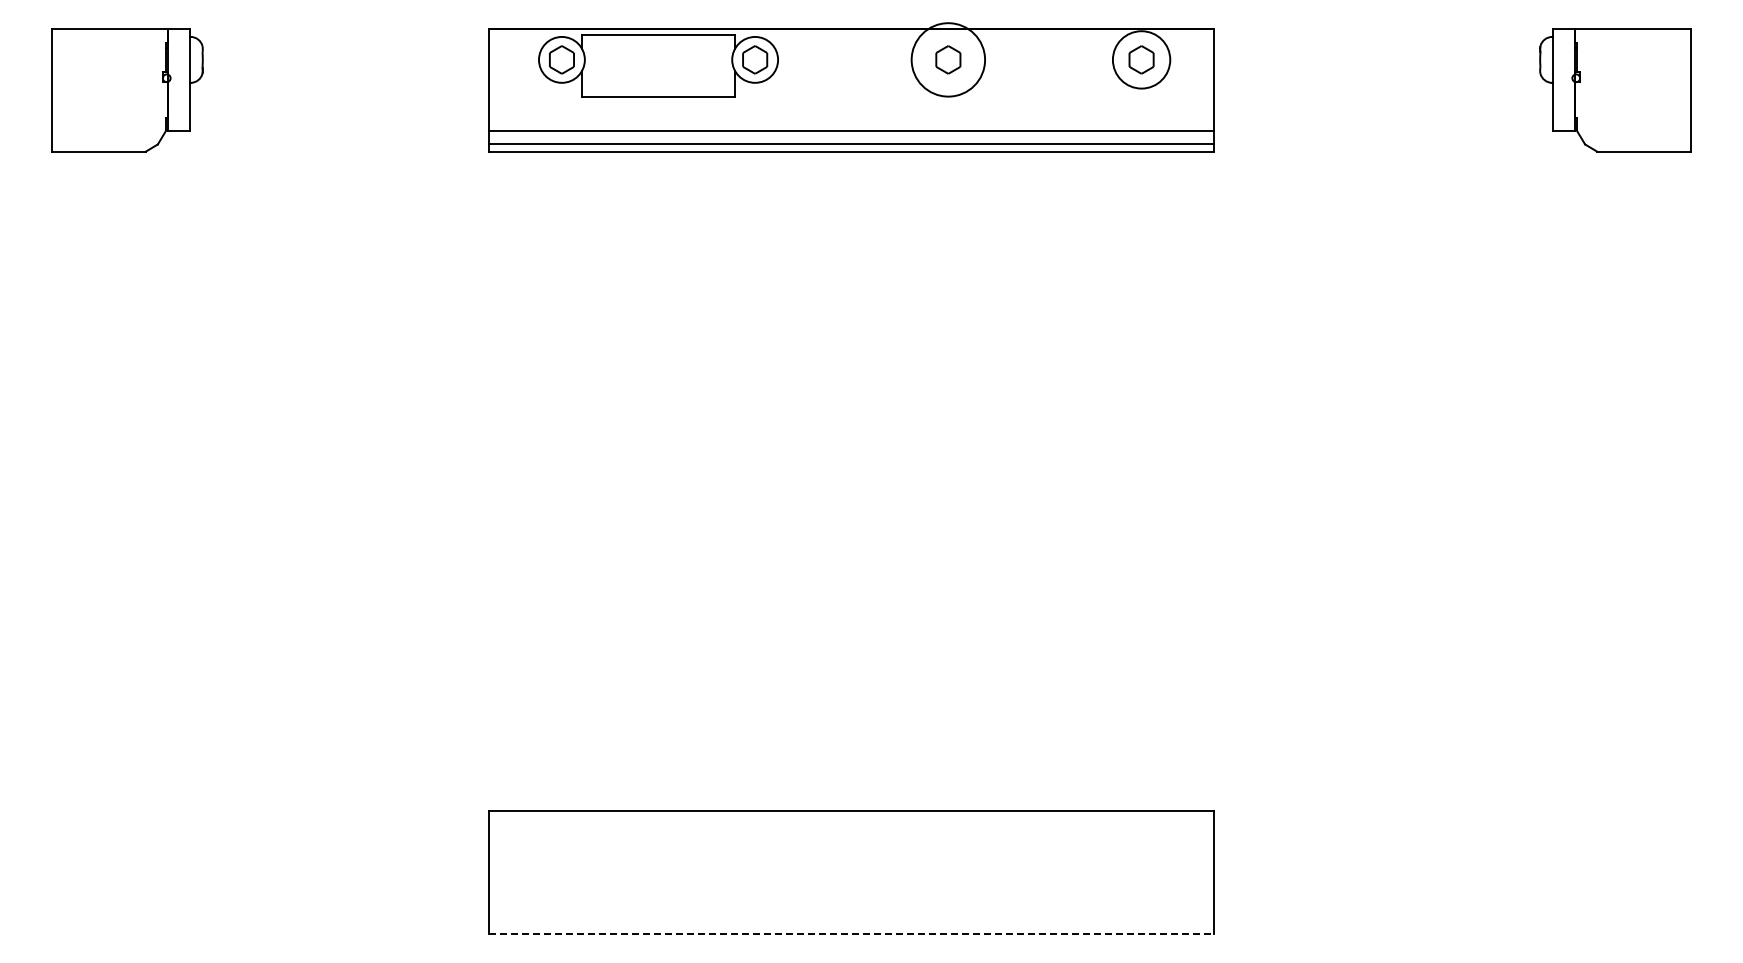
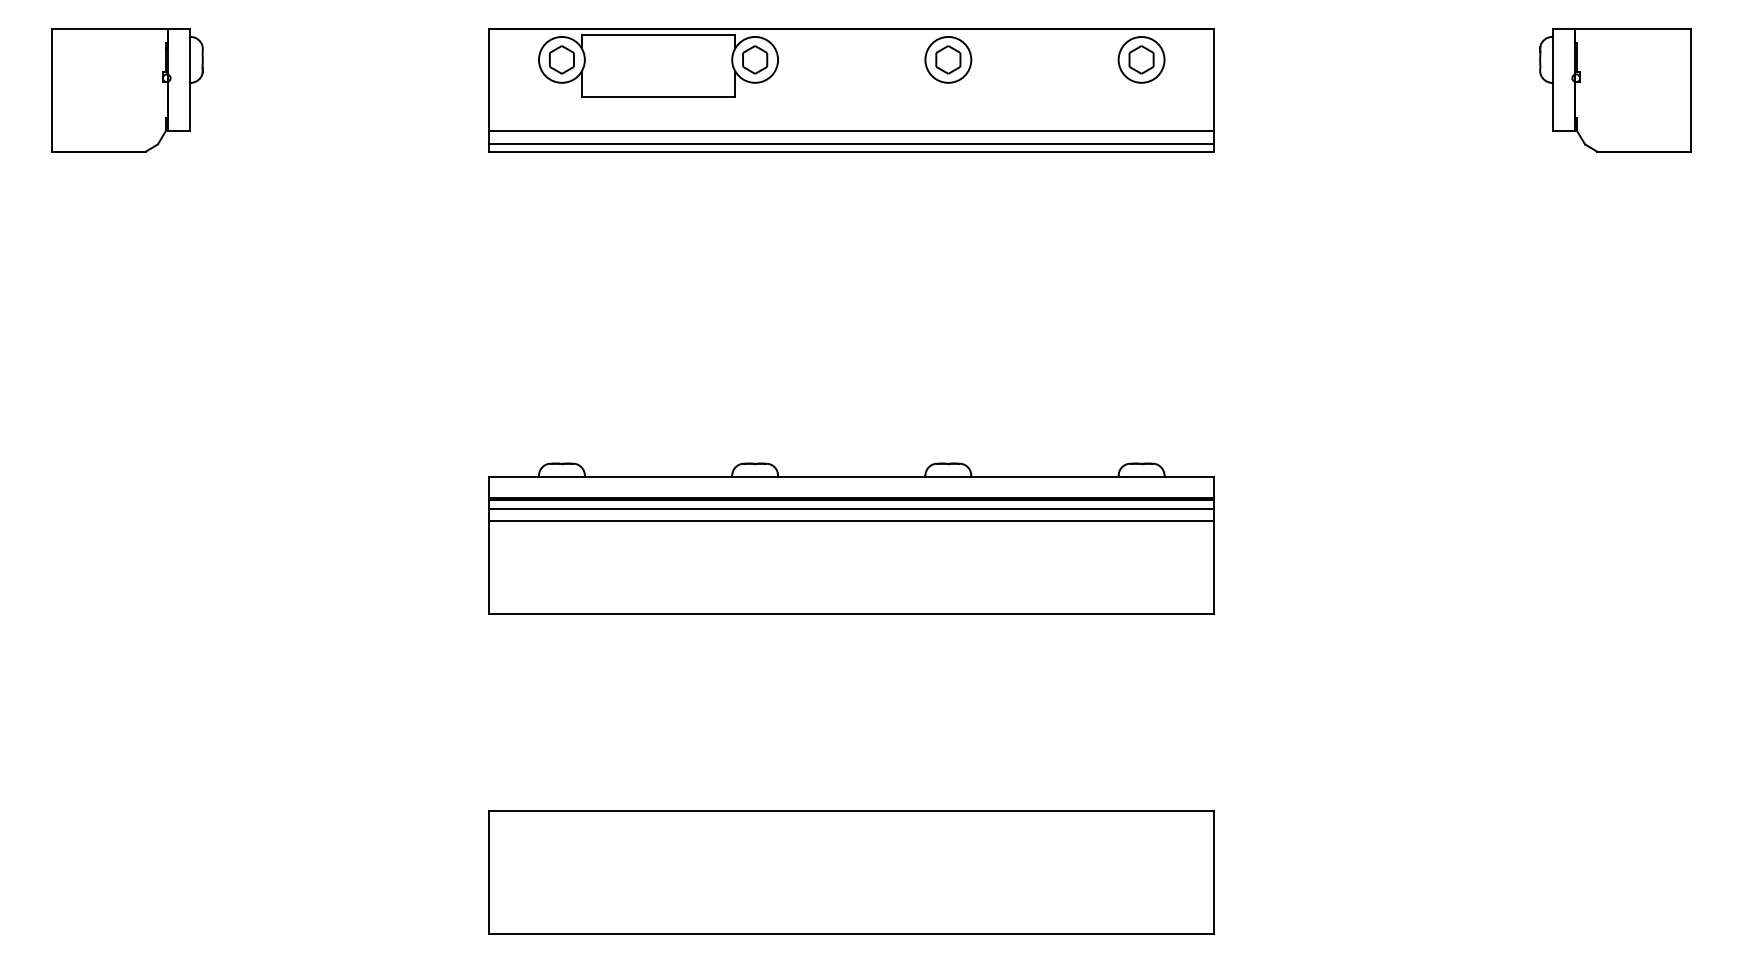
circle diameter: 73 px -> 46 px (948, 59)
circle diameter: 57 px -> 46 px (1141, 59)
part: none -> present (851, 538)
line: dashed -> solid (852, 933)
